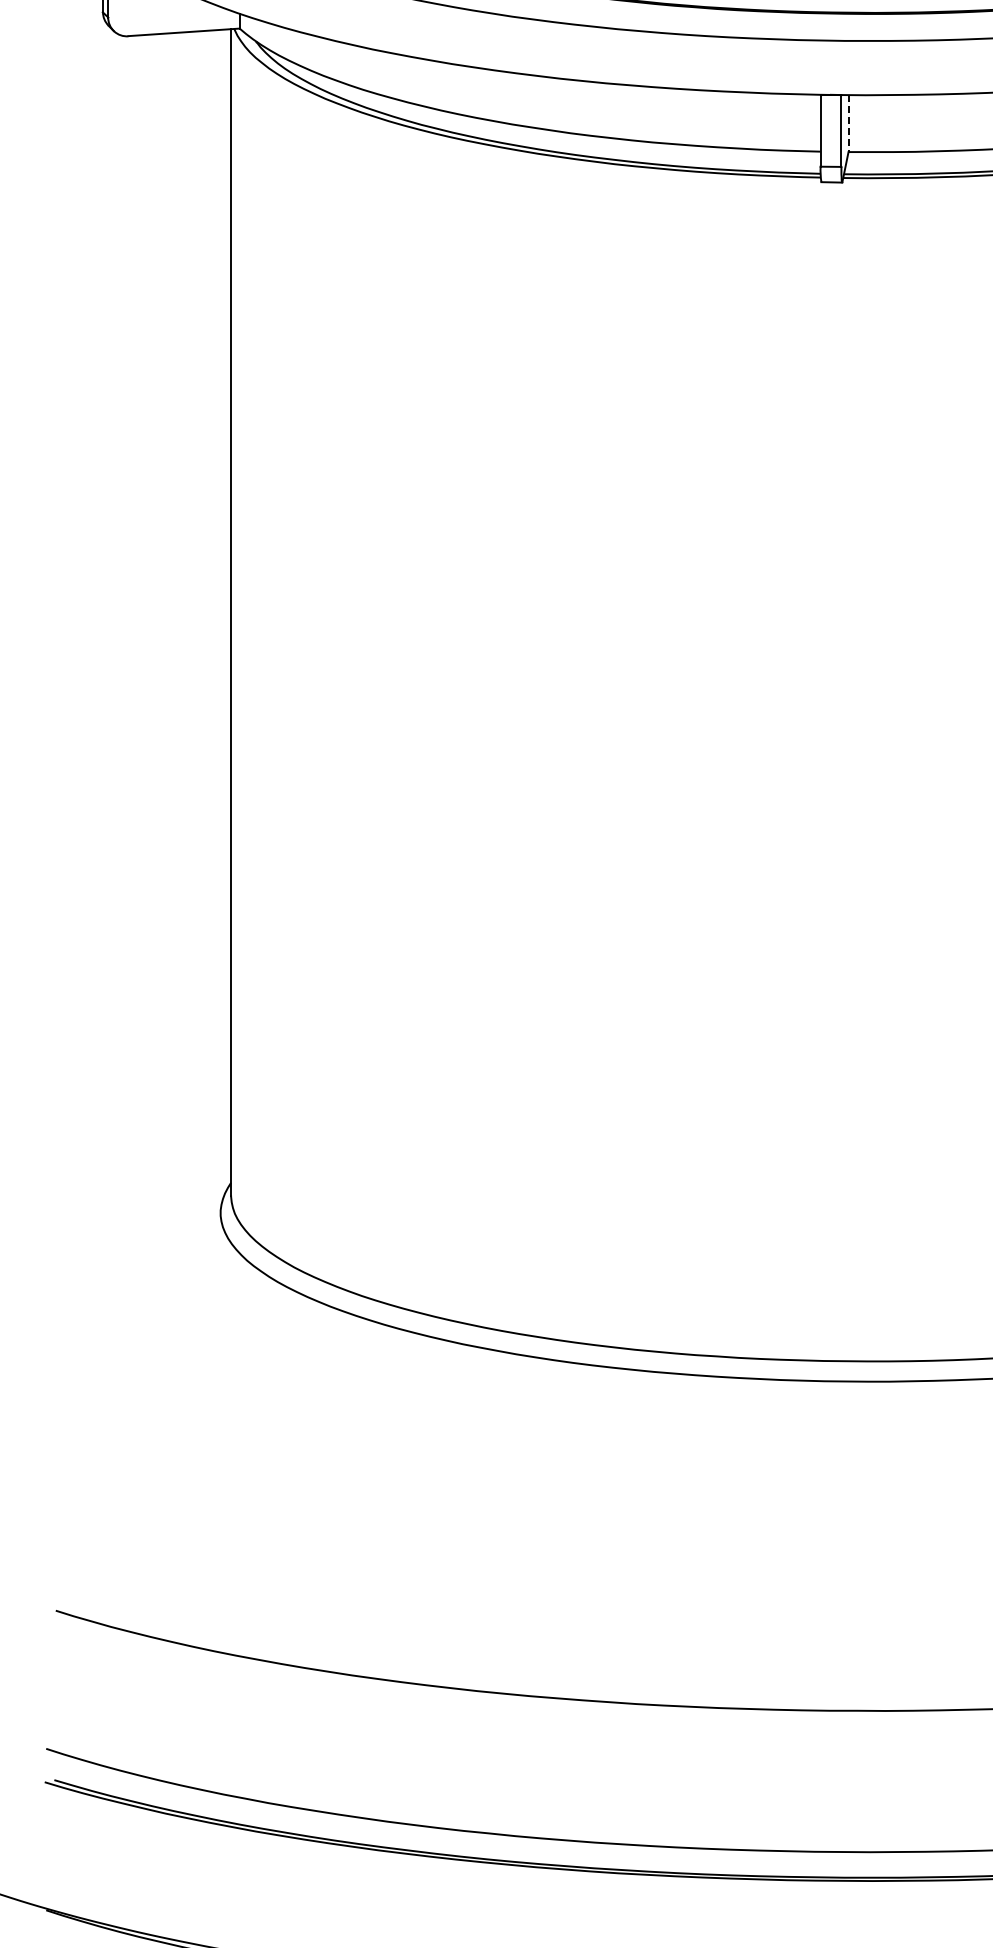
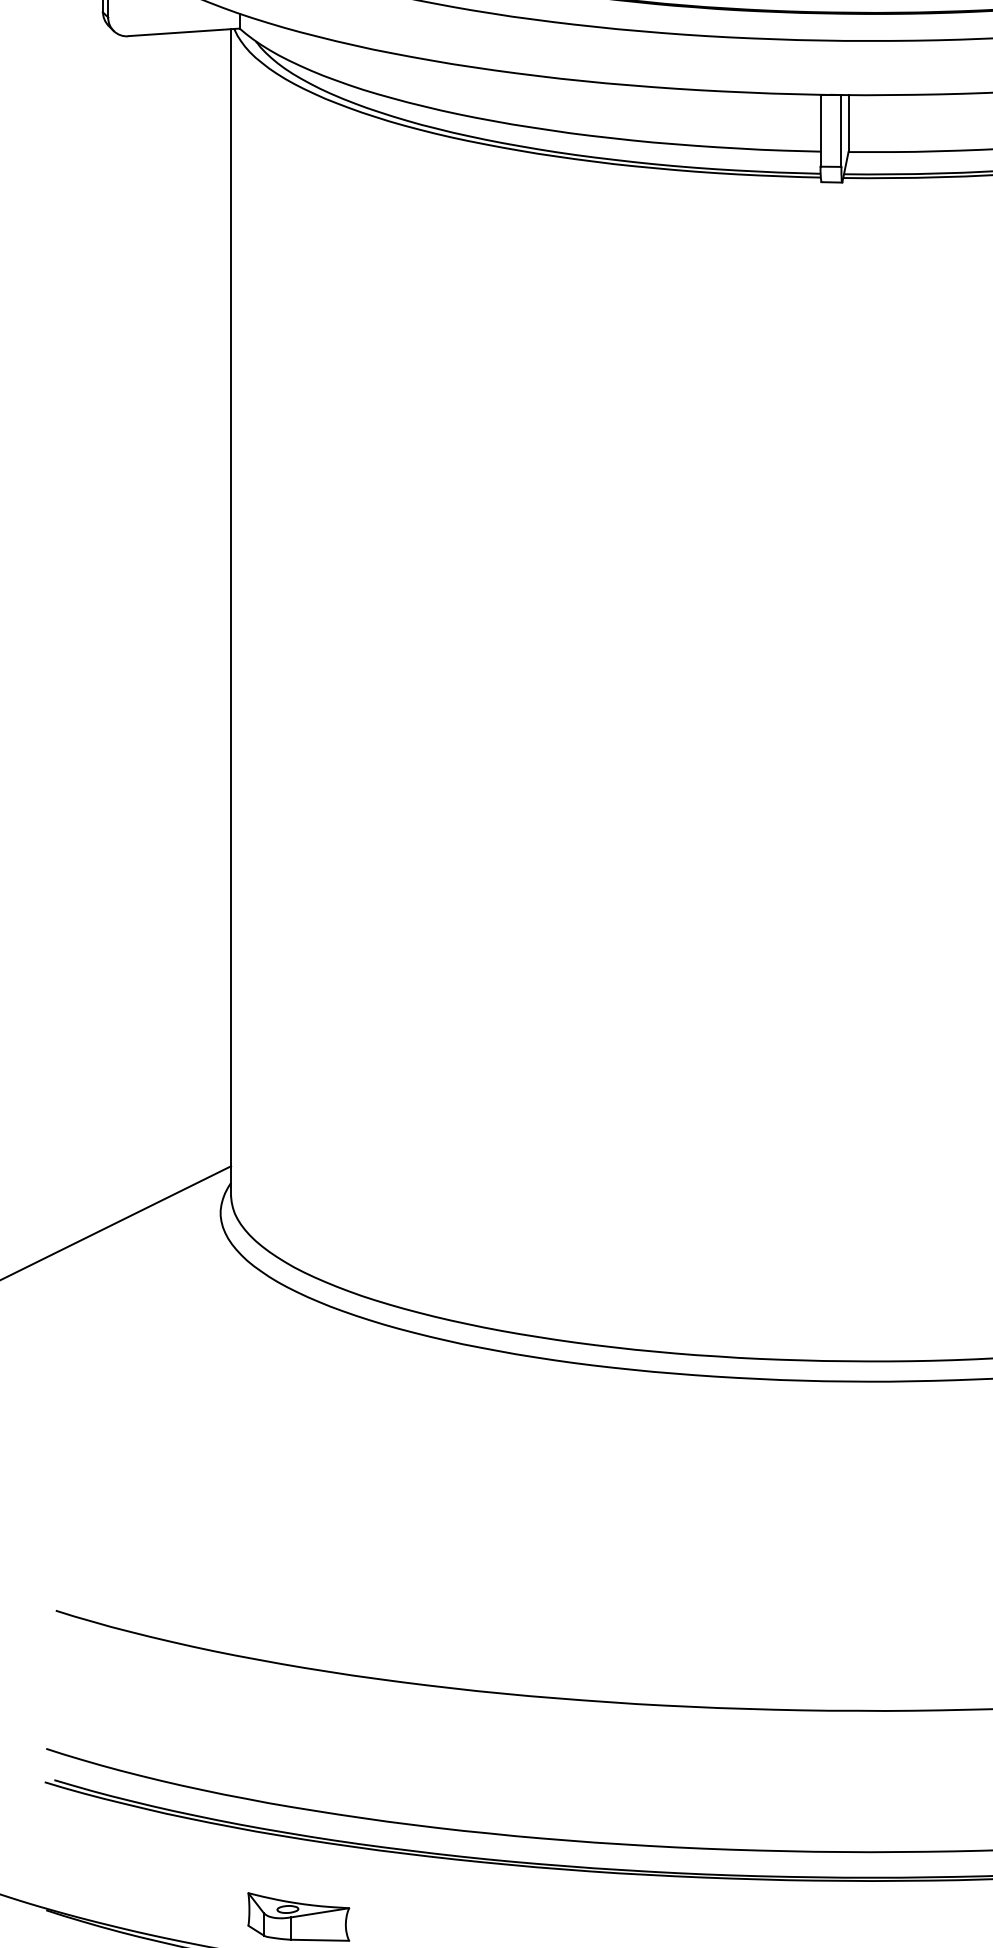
line: dashed -> solid (848, 123)
line: none -> present (116, 1222)
part: none -> present (298, 1916)
